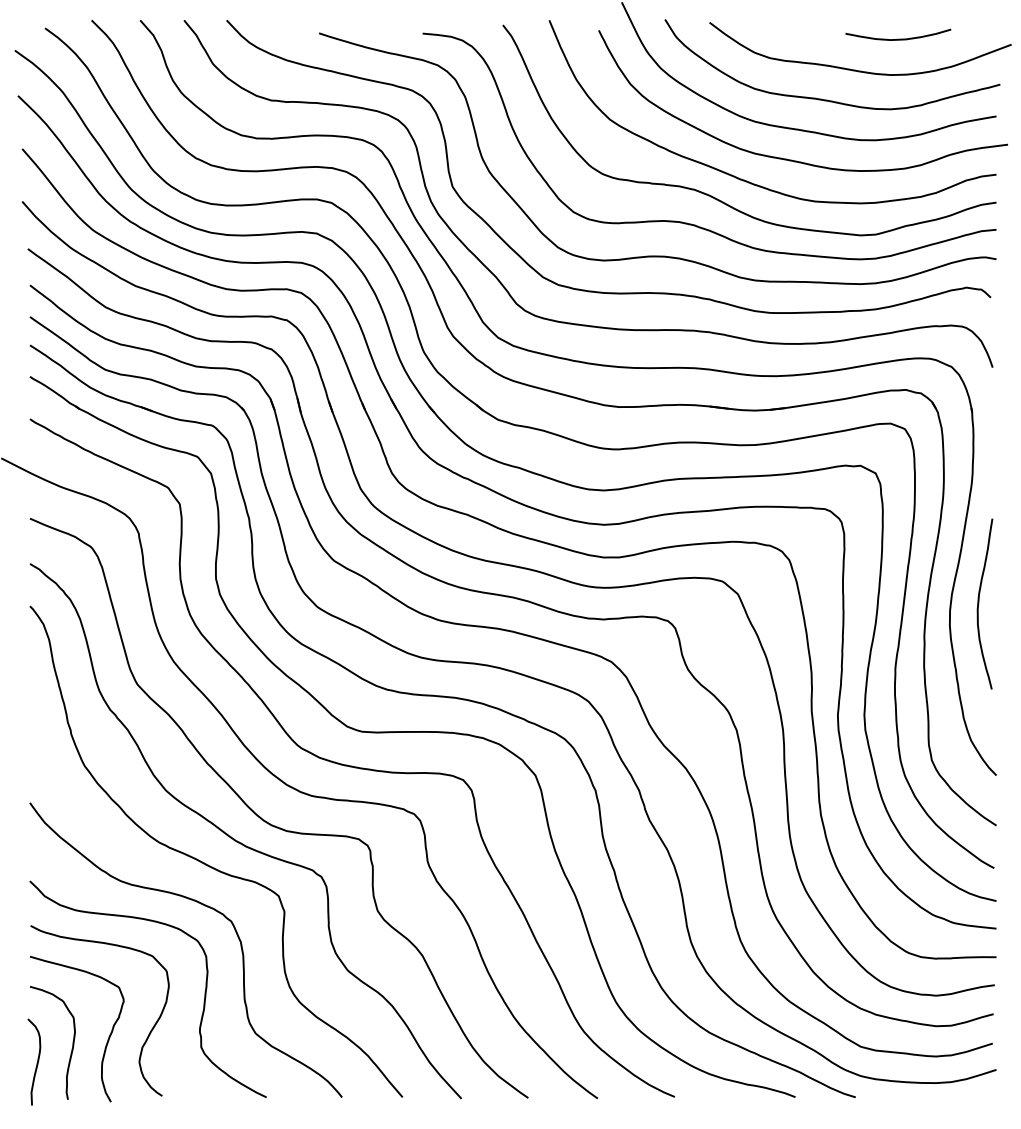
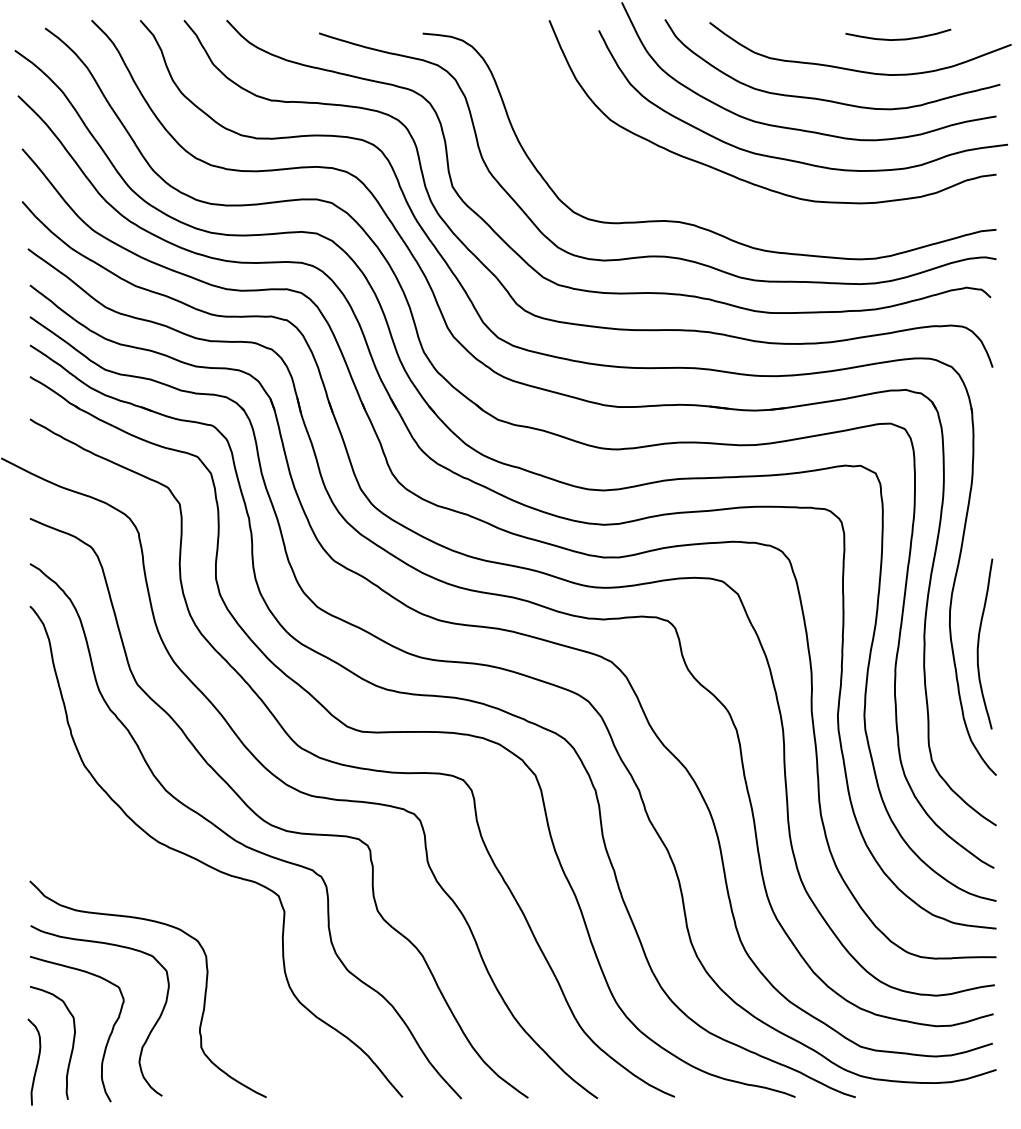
curve: present -> none (715, 197)
curve position: (979, 603) -> (979, 643) (979, 643)
curve: present -> none (204, 906)
